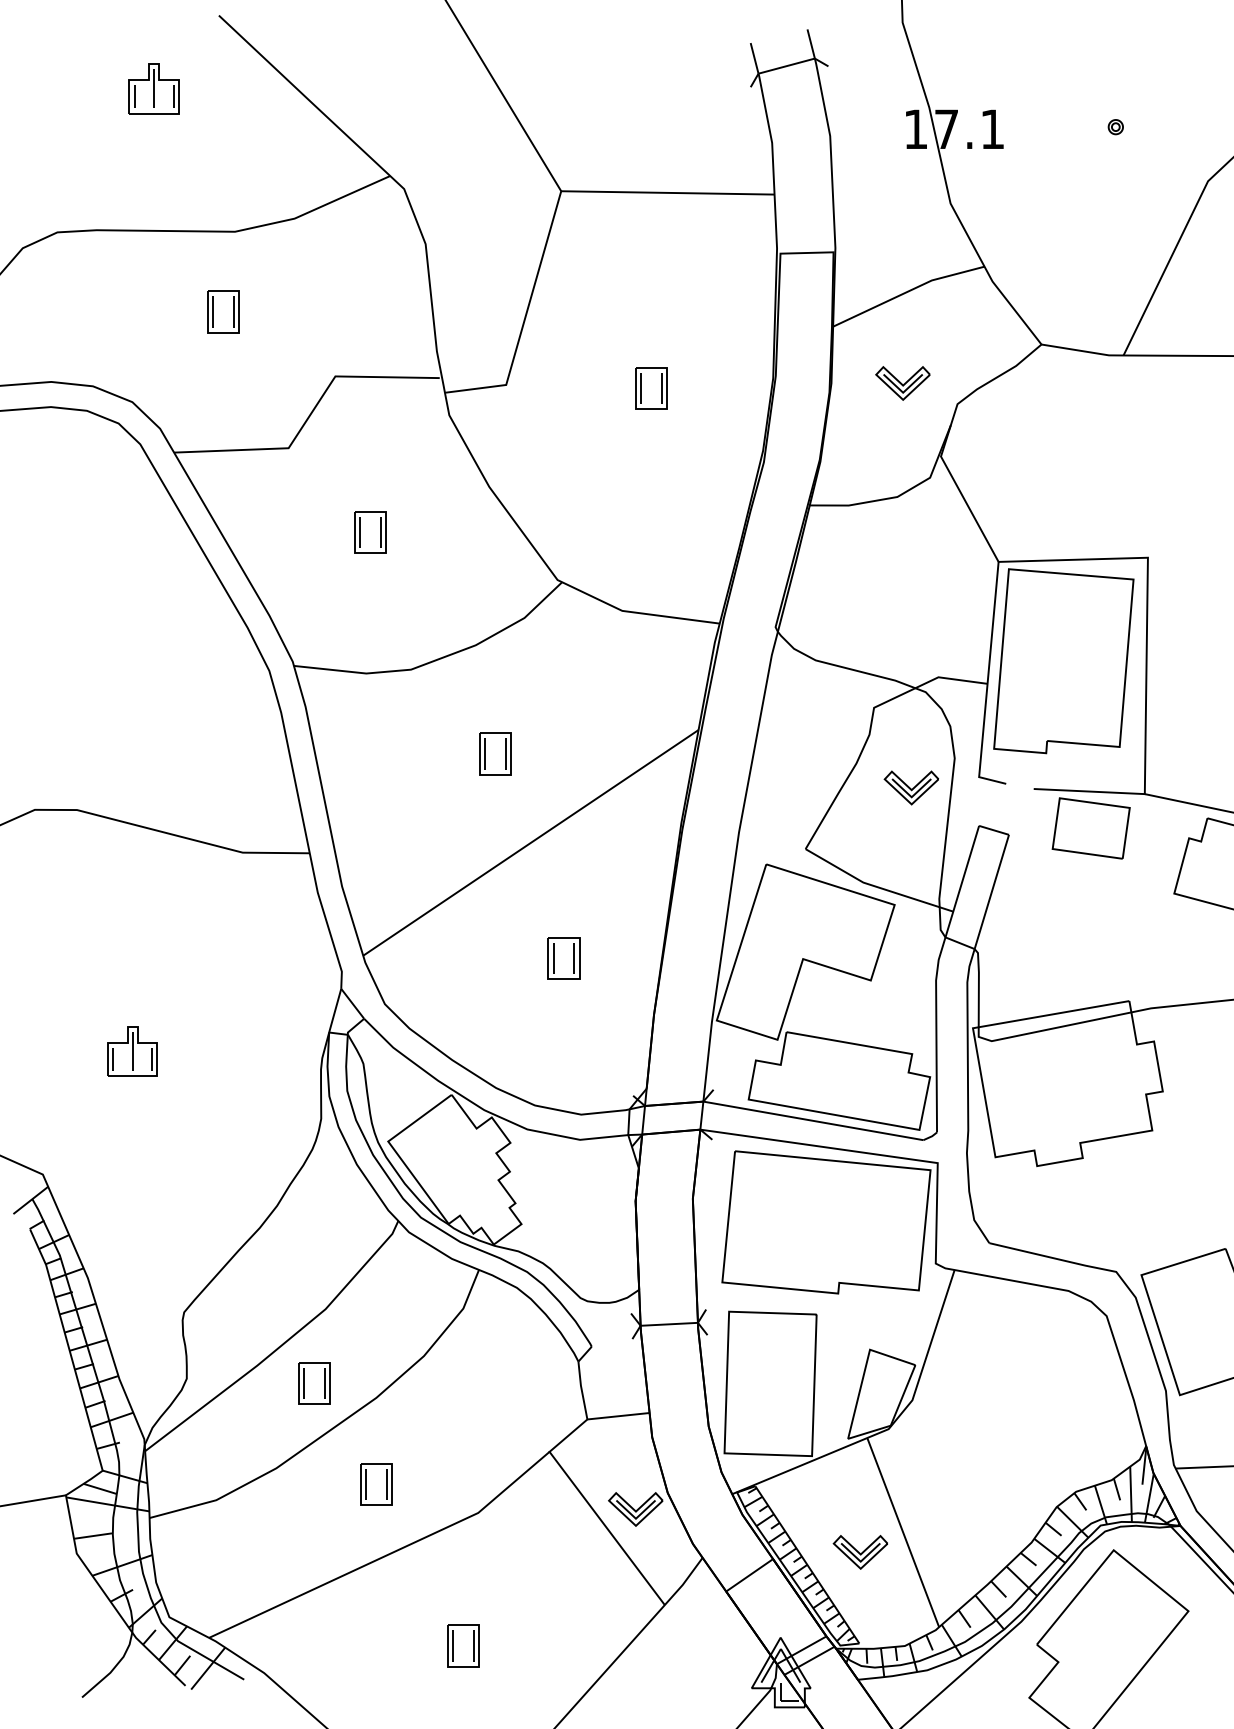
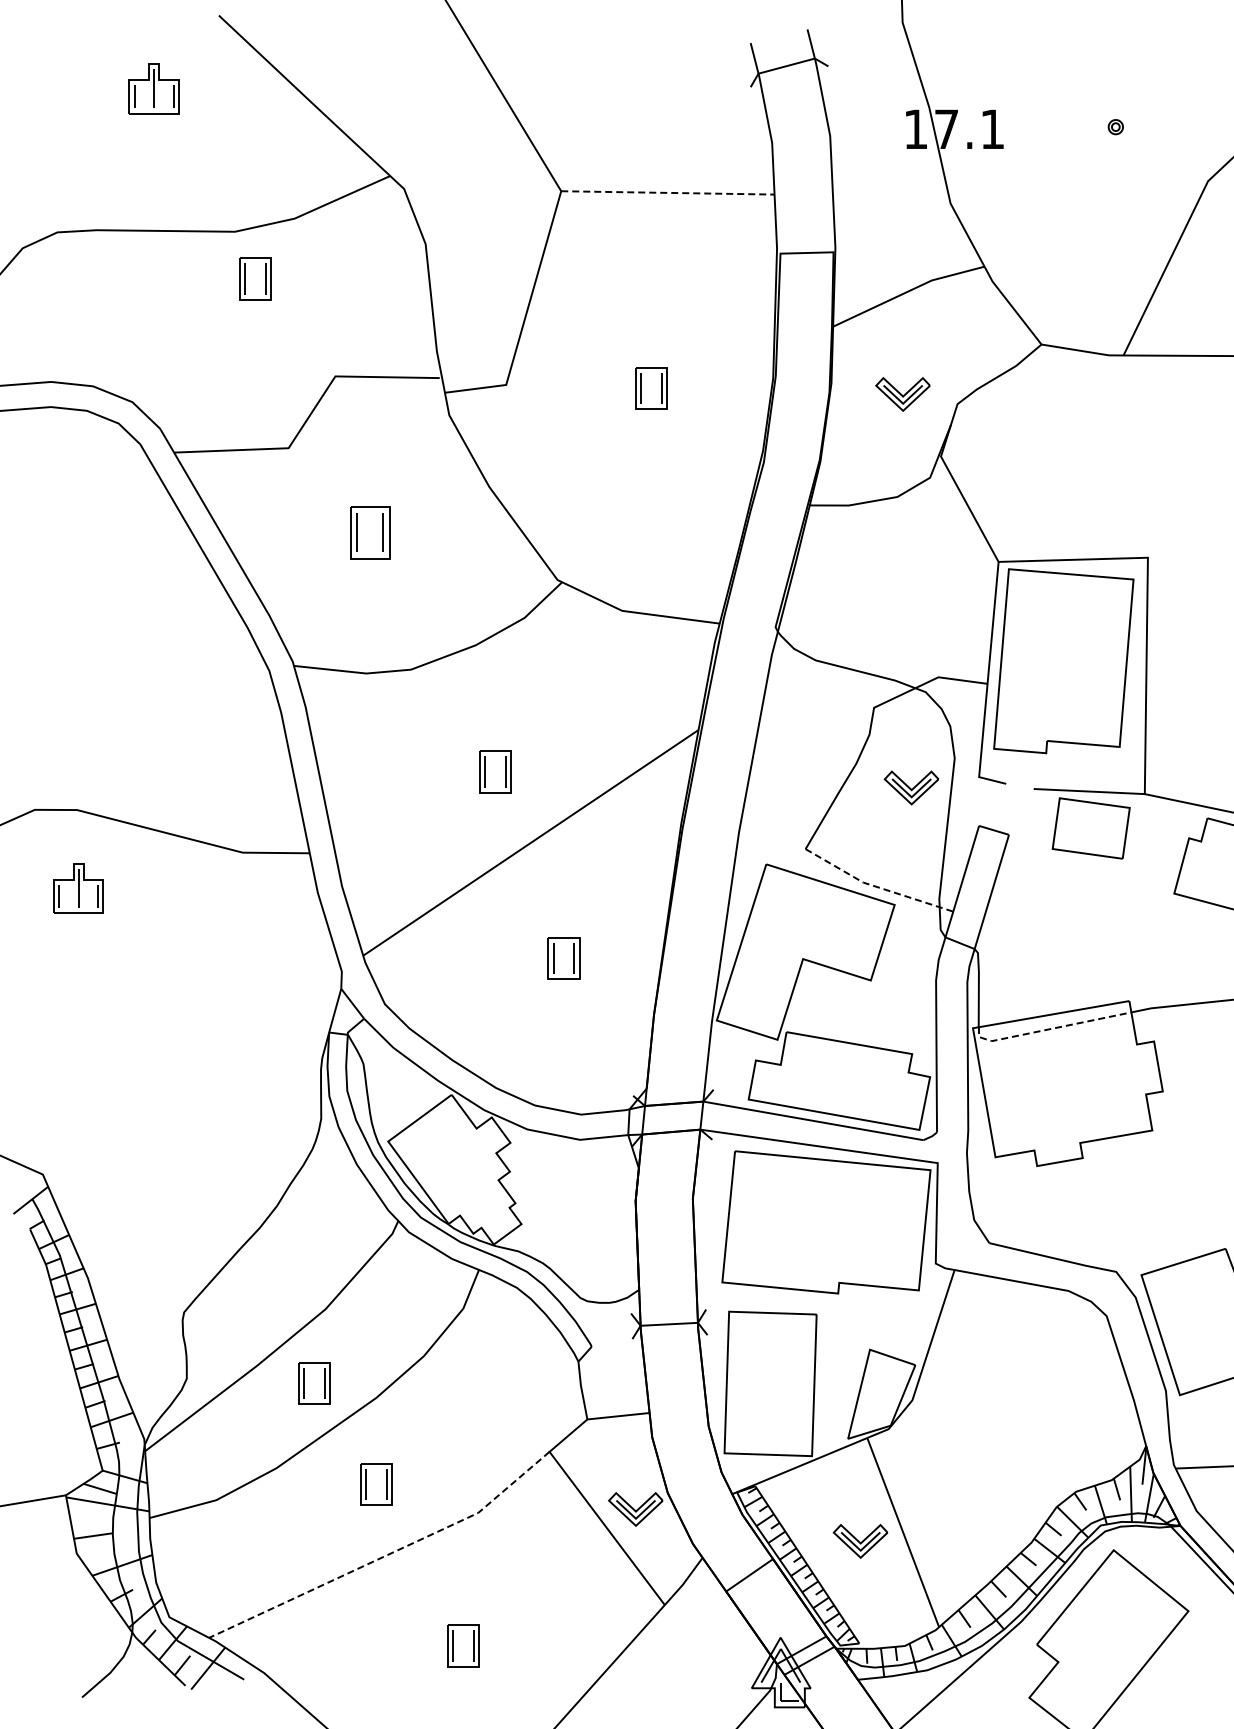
line: solid -> dashed (667, 192)
part position: (223, 311) -> (255, 278) (255, 278)
part position: (902, 383) -> (902, 394) (902, 394)
part size: 33x43 px -> 41x54 px (370, 532)
part position: (495, 753) -> (495, 771) (495, 771)
line: solid -> dashed (876, 886)
line: solid -> dashed (1049, 1029)
part position: (132, 1051) -> (78, 888) (78, 888)
part position: (859, 1552) -> (859, 1541) (859, 1541)
line: solid -> dashed (387, 1555)
